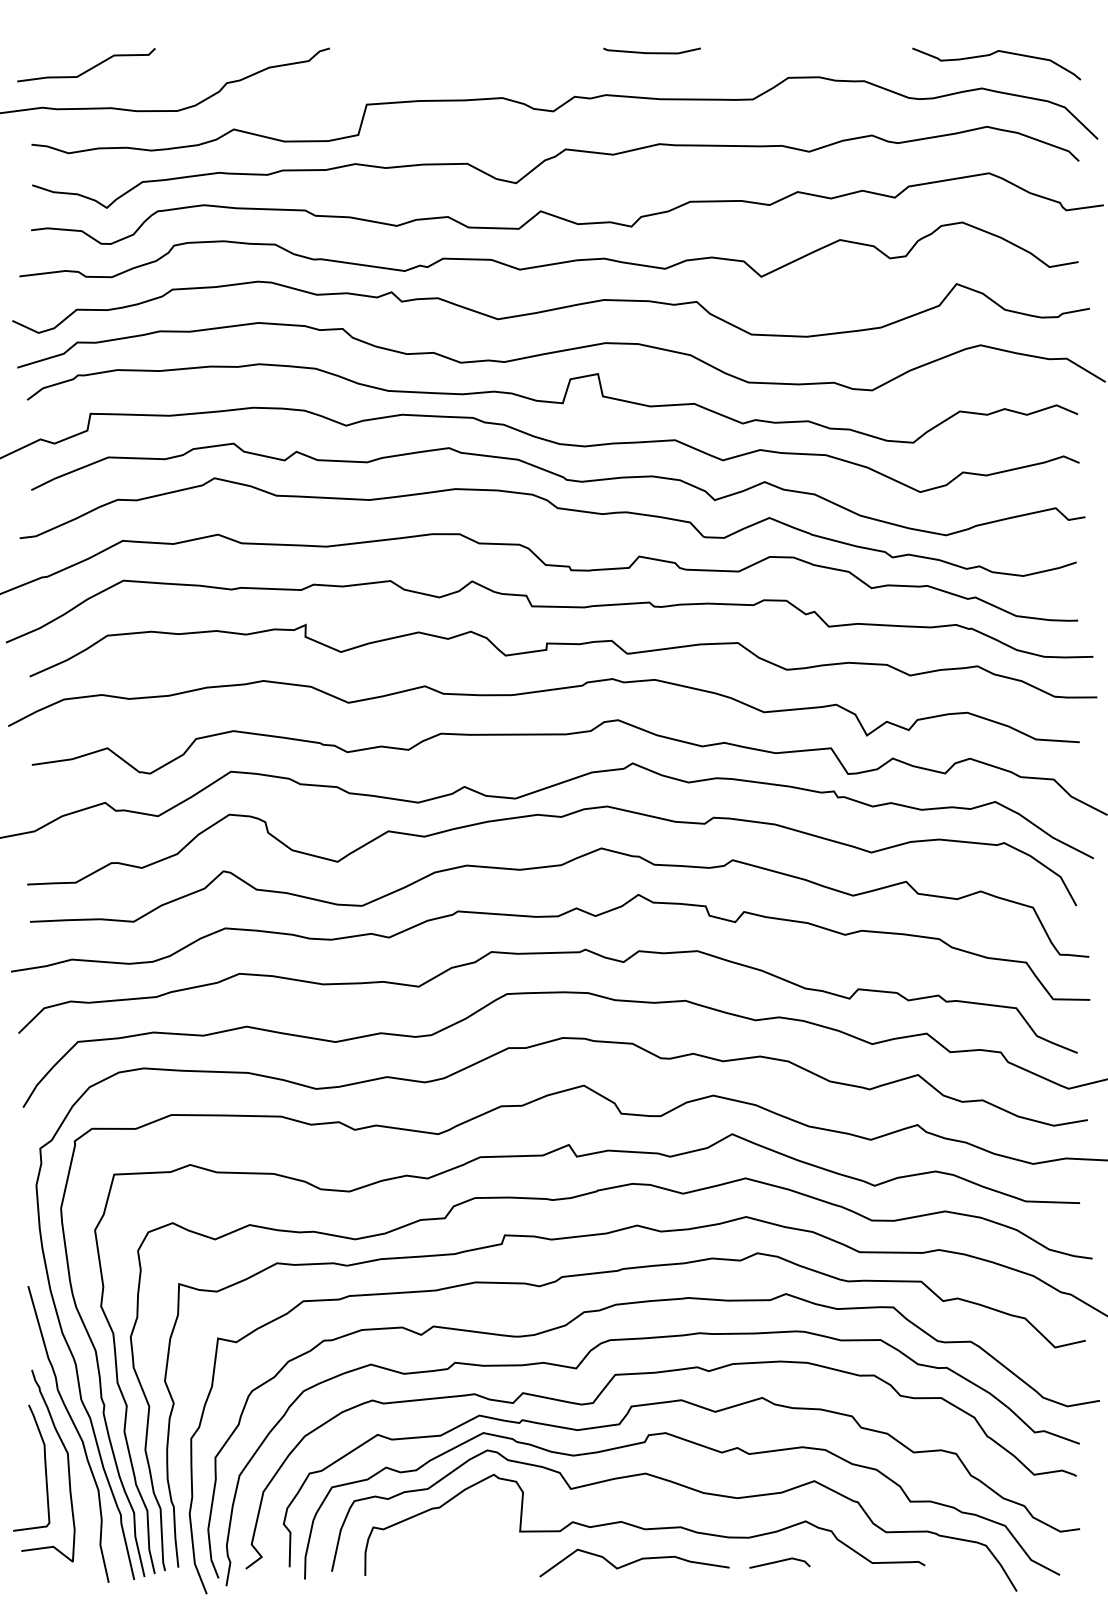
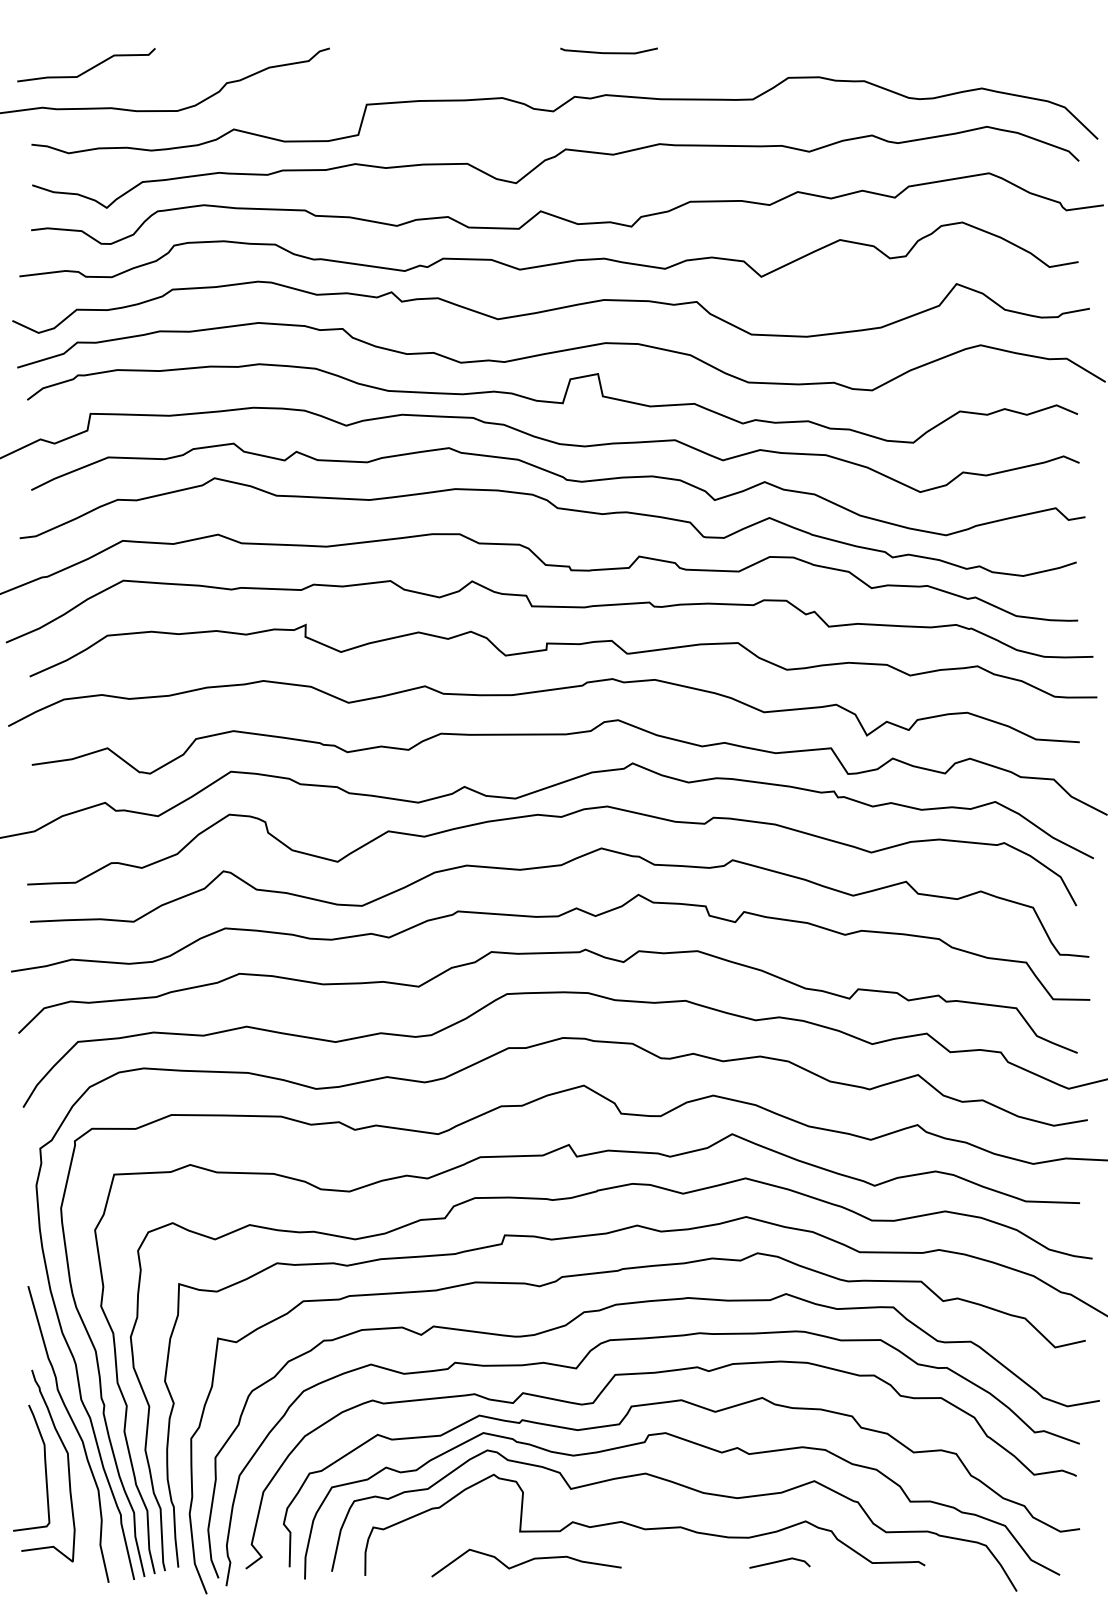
line position: (651, 52) -> (608, 52) (608, 52)
curve: present -> none (991, 55)
curve position: (634, 1562) -> (526, 1562) (526, 1562)
